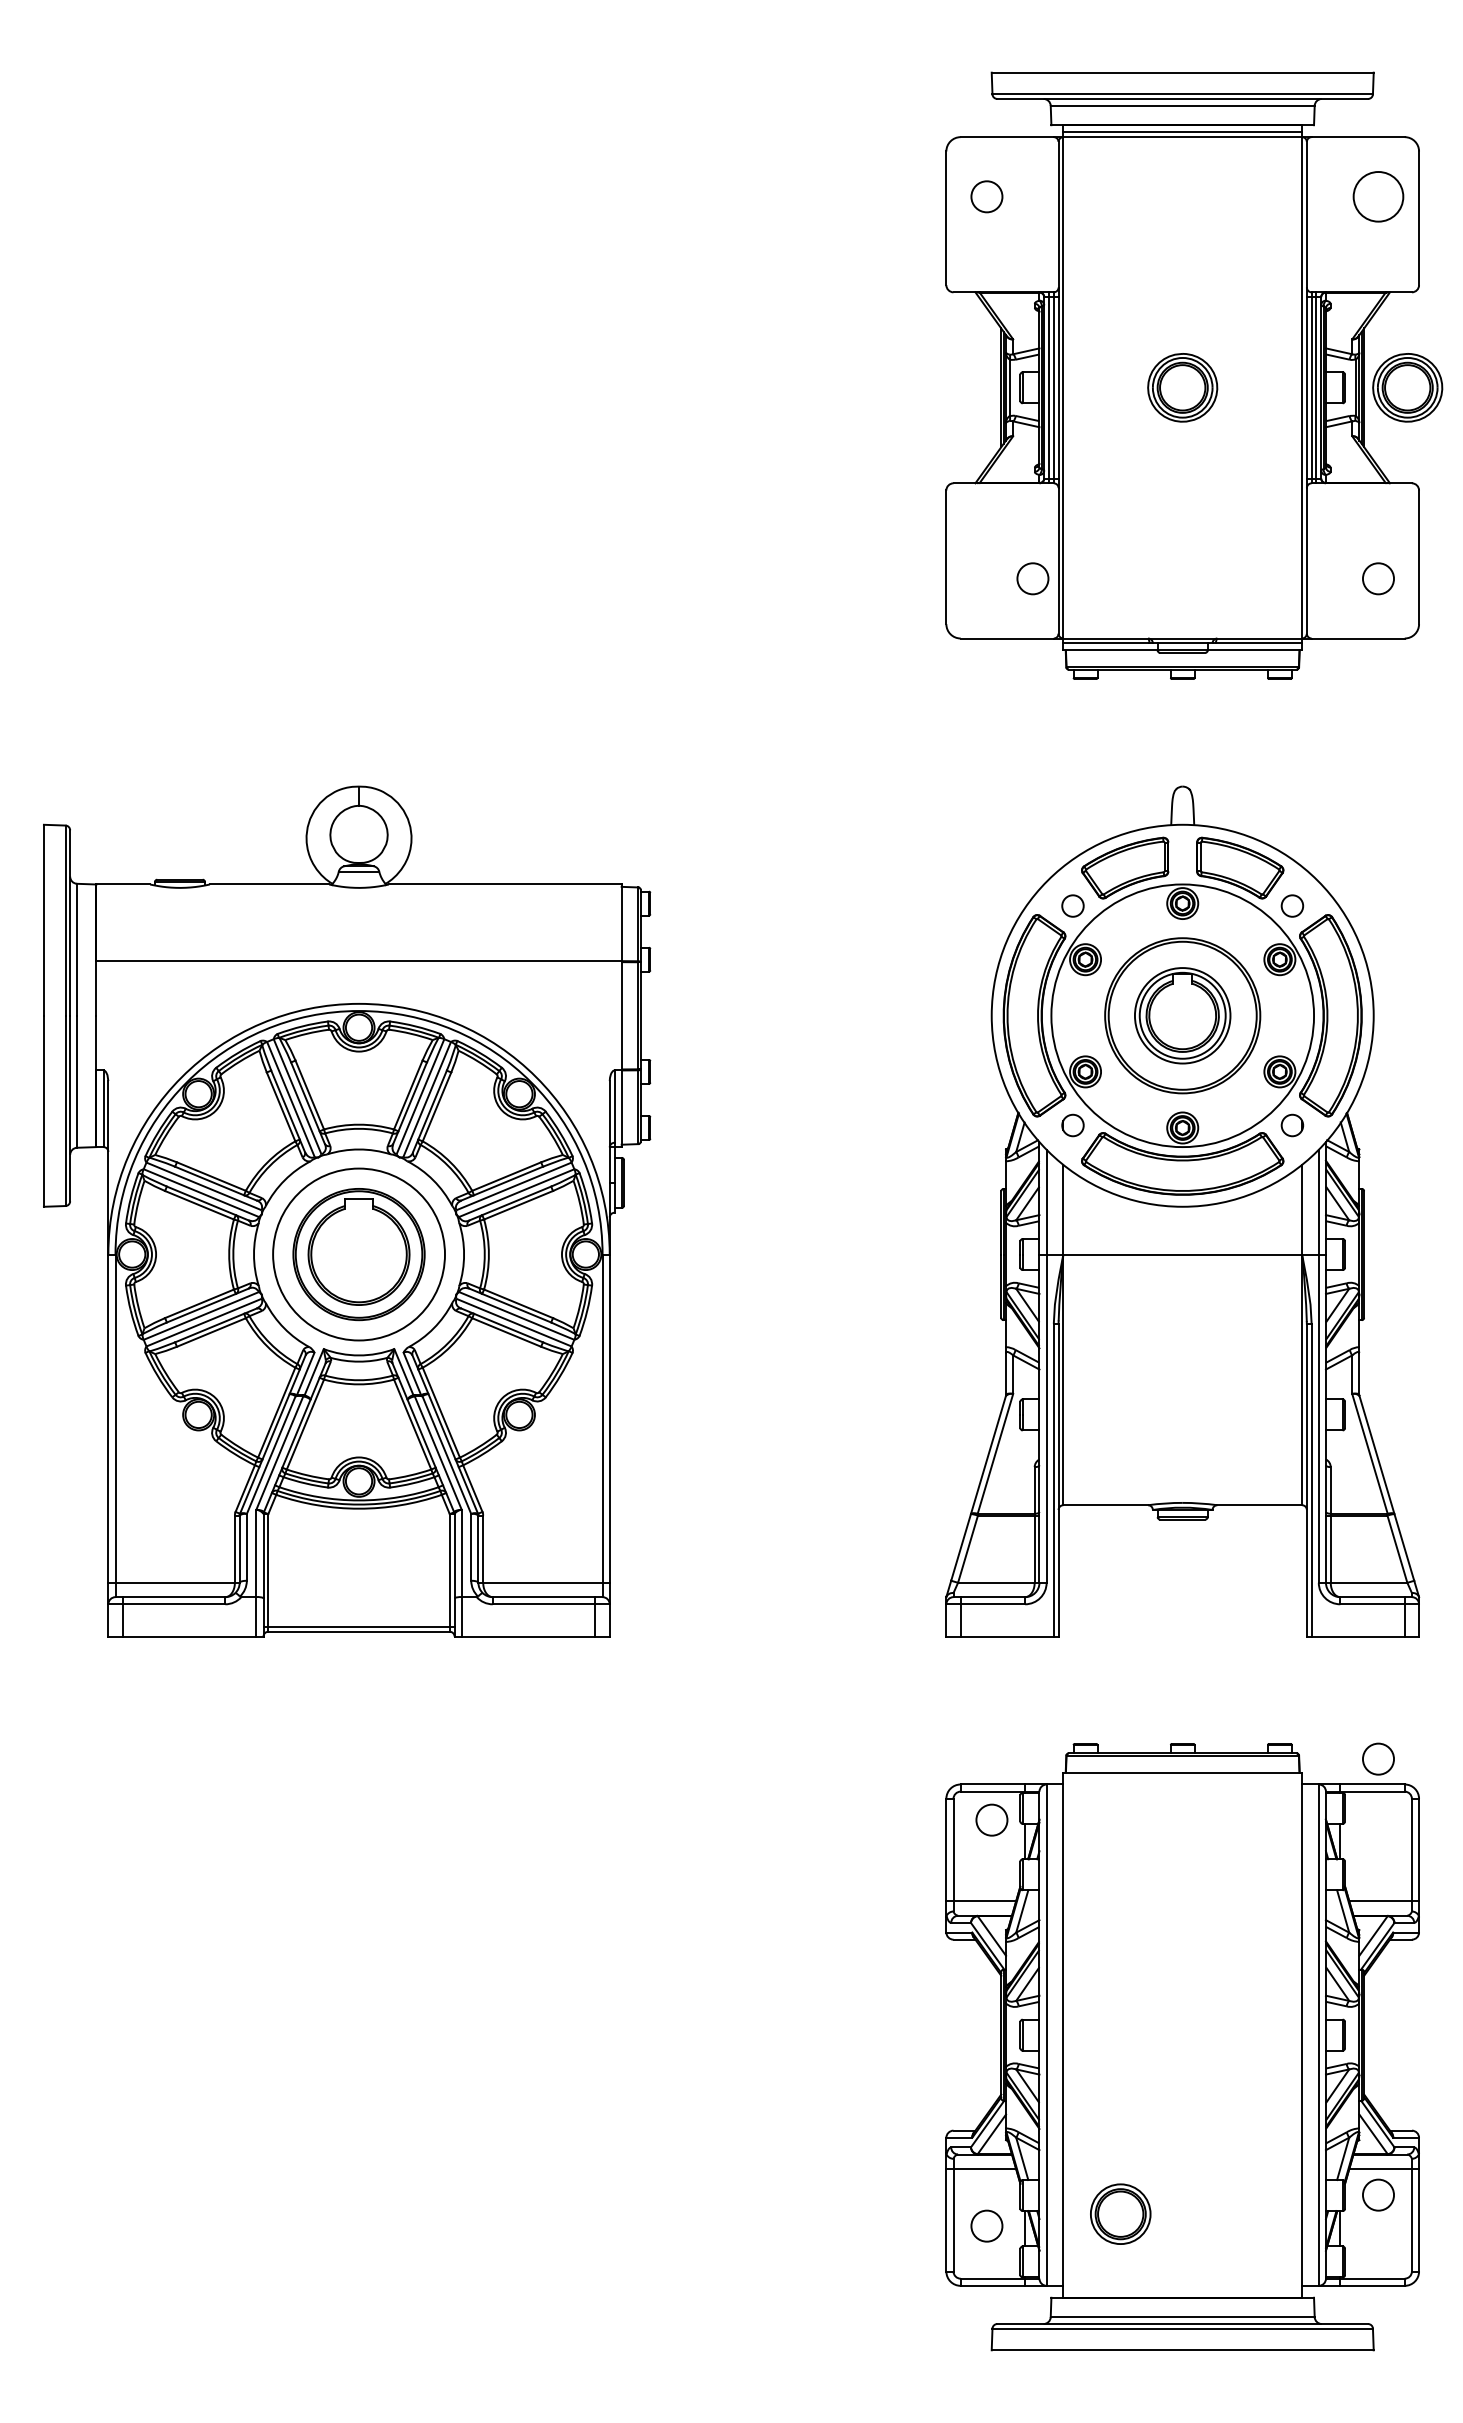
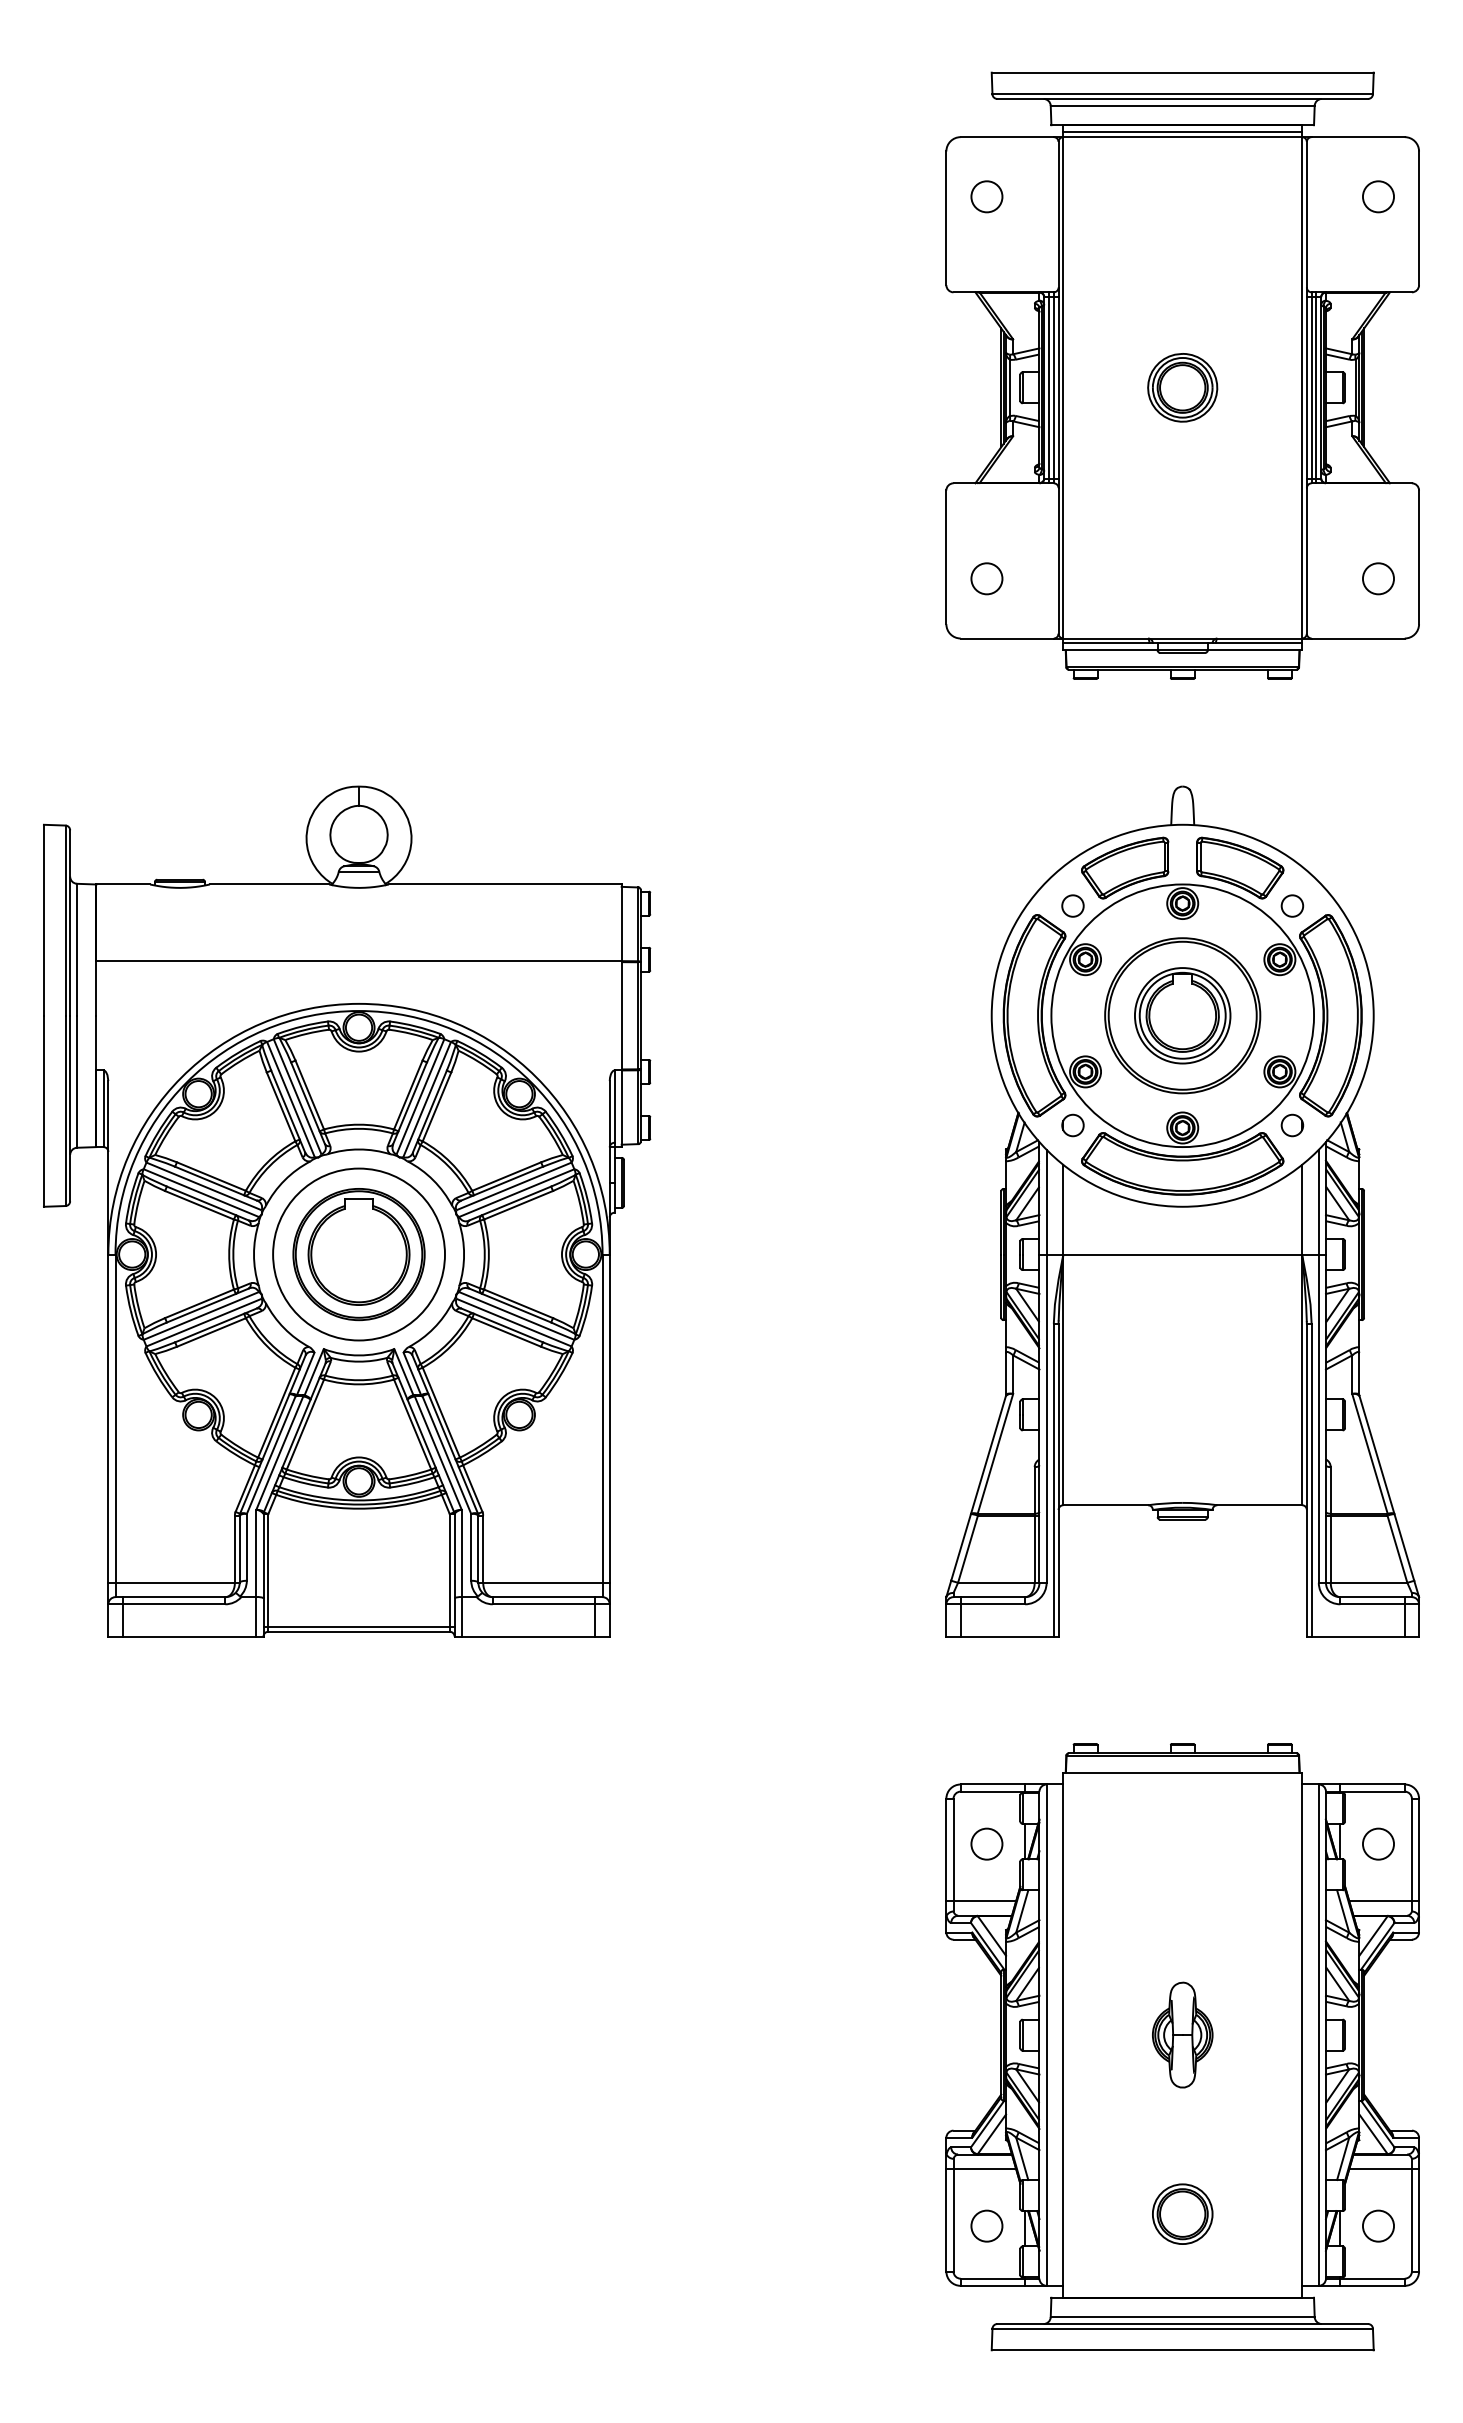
circle diameter: 50 px -> 31 px (1378, 196)
part: present -> none (1407, 387)
circle position: (1032, 578) -> (986, 578) (986, 578)
circle position: (1378, 1758) -> (1378, 1843) (1378, 1843)
circle position: (991, 1819) -> (986, 1843) (986, 1843)
part: none -> present (1182, 2034)
circle position: (1378, 2194) -> (1378, 2225) (1378, 2225)
part position: (1120, 2213) -> (1182, 2213) (1182, 2213)
